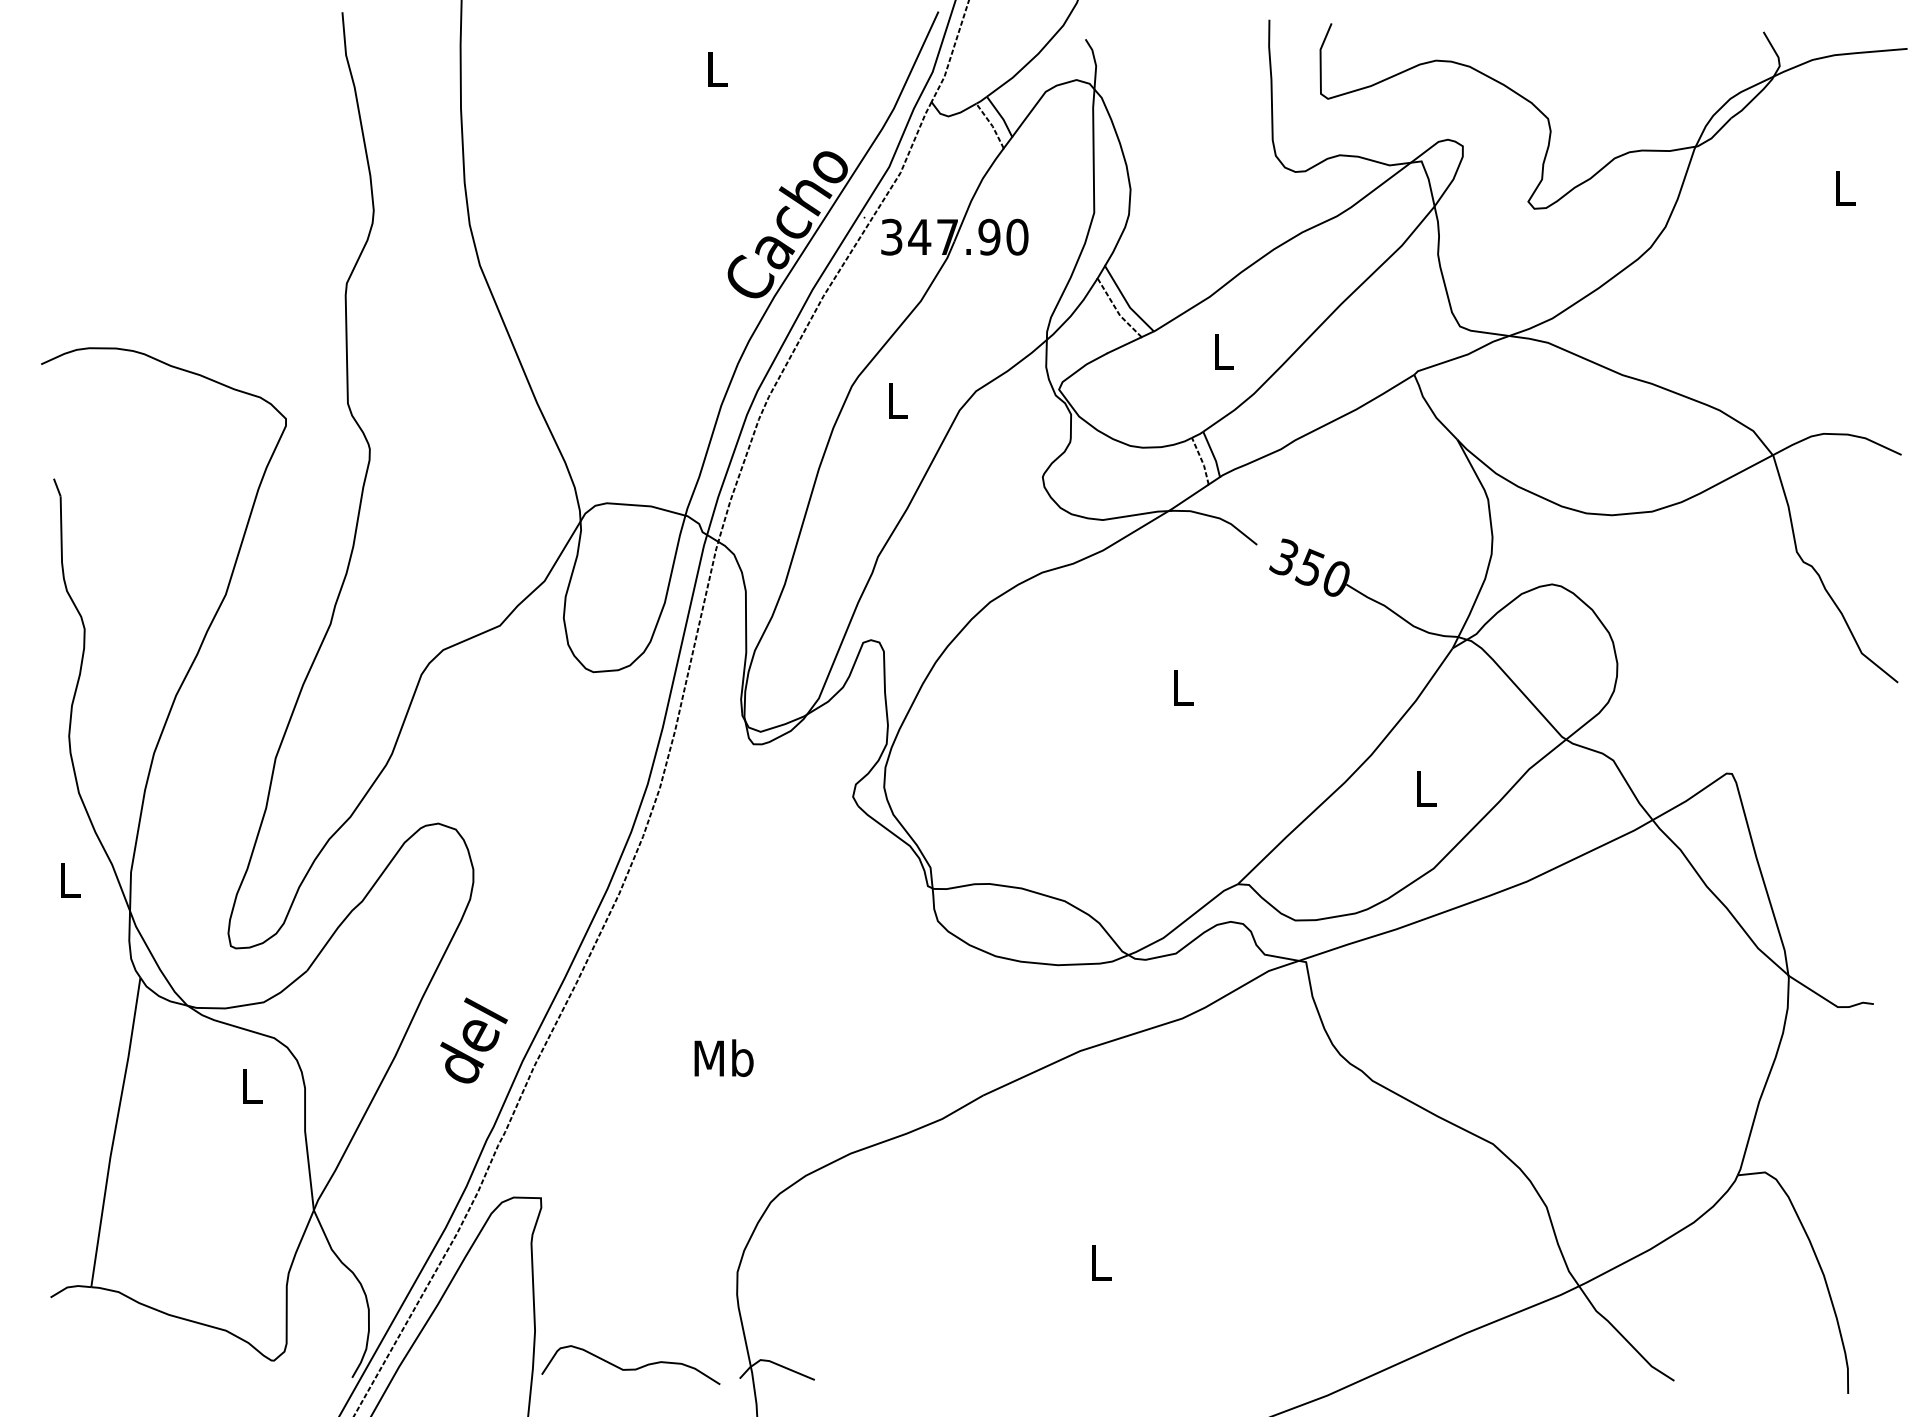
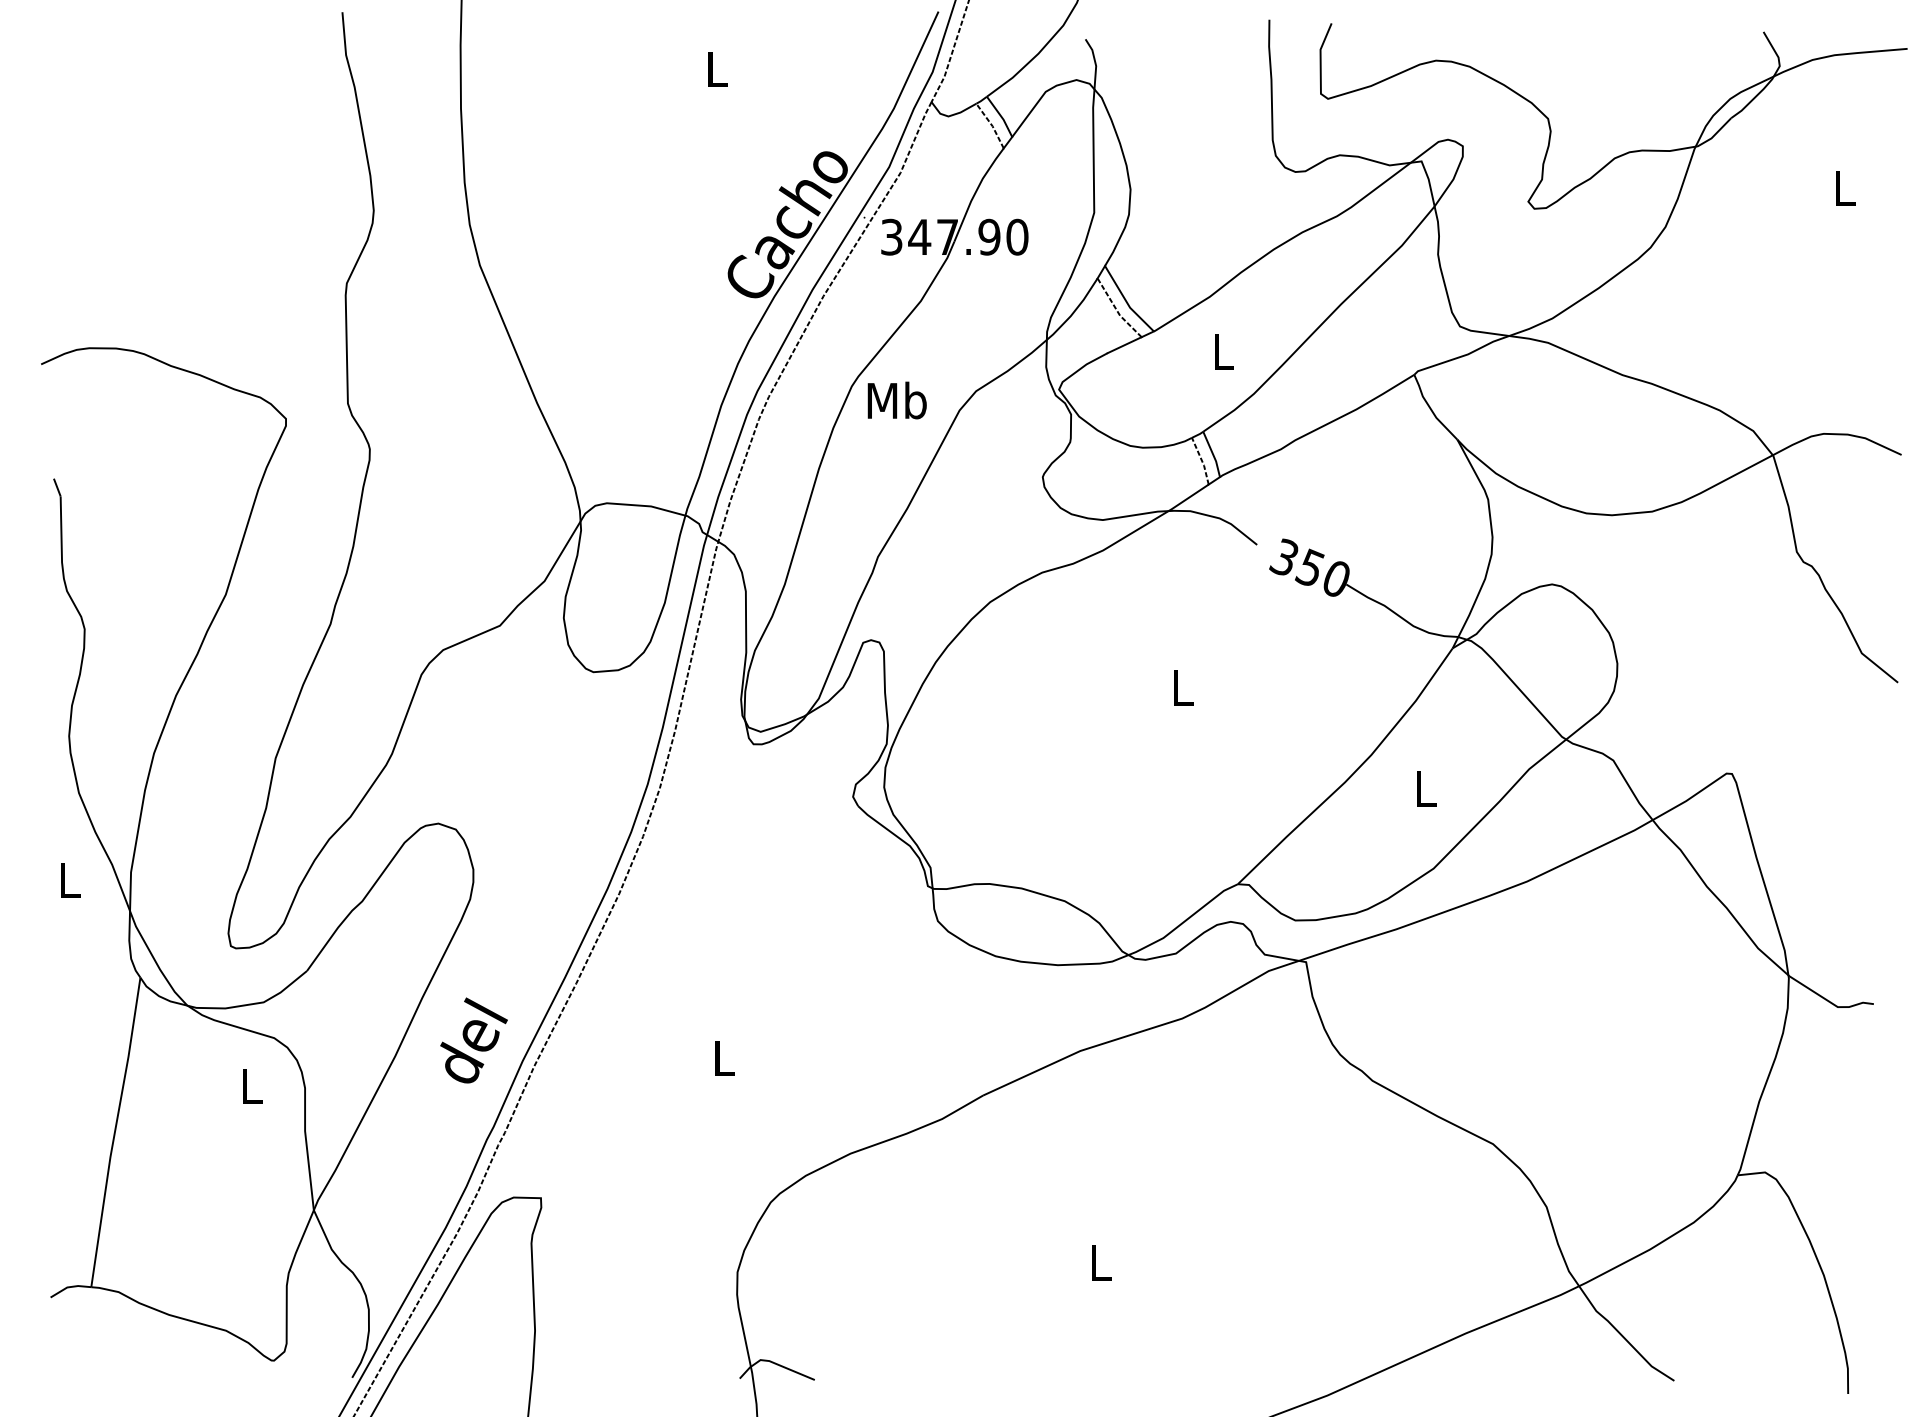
text: L -> Mb (896, 400)
text: Mb -> L (723, 1057)
curve: present -> none (630, 1368)
